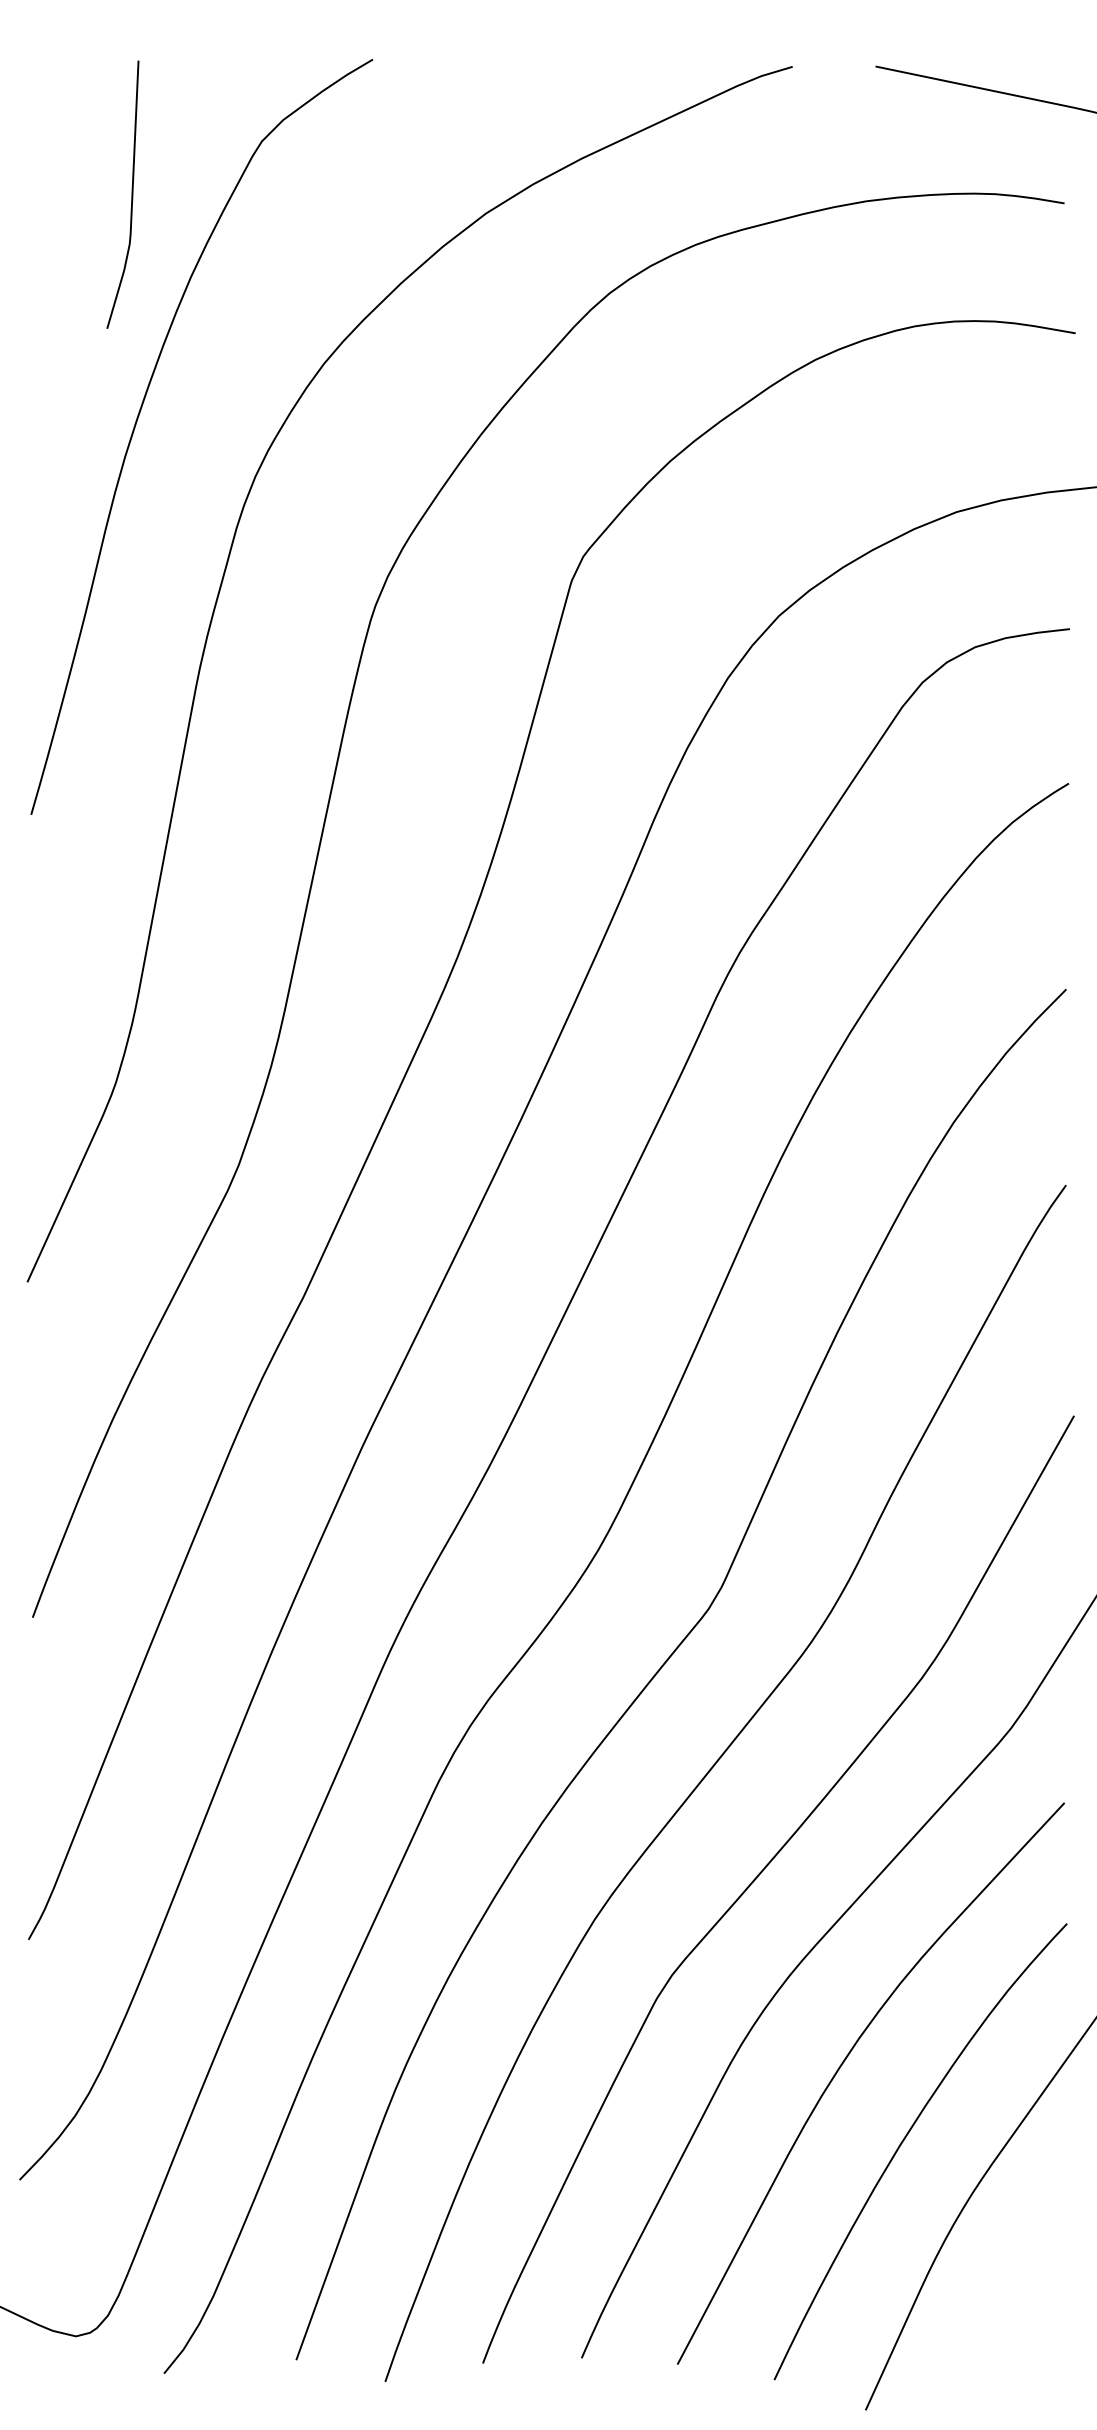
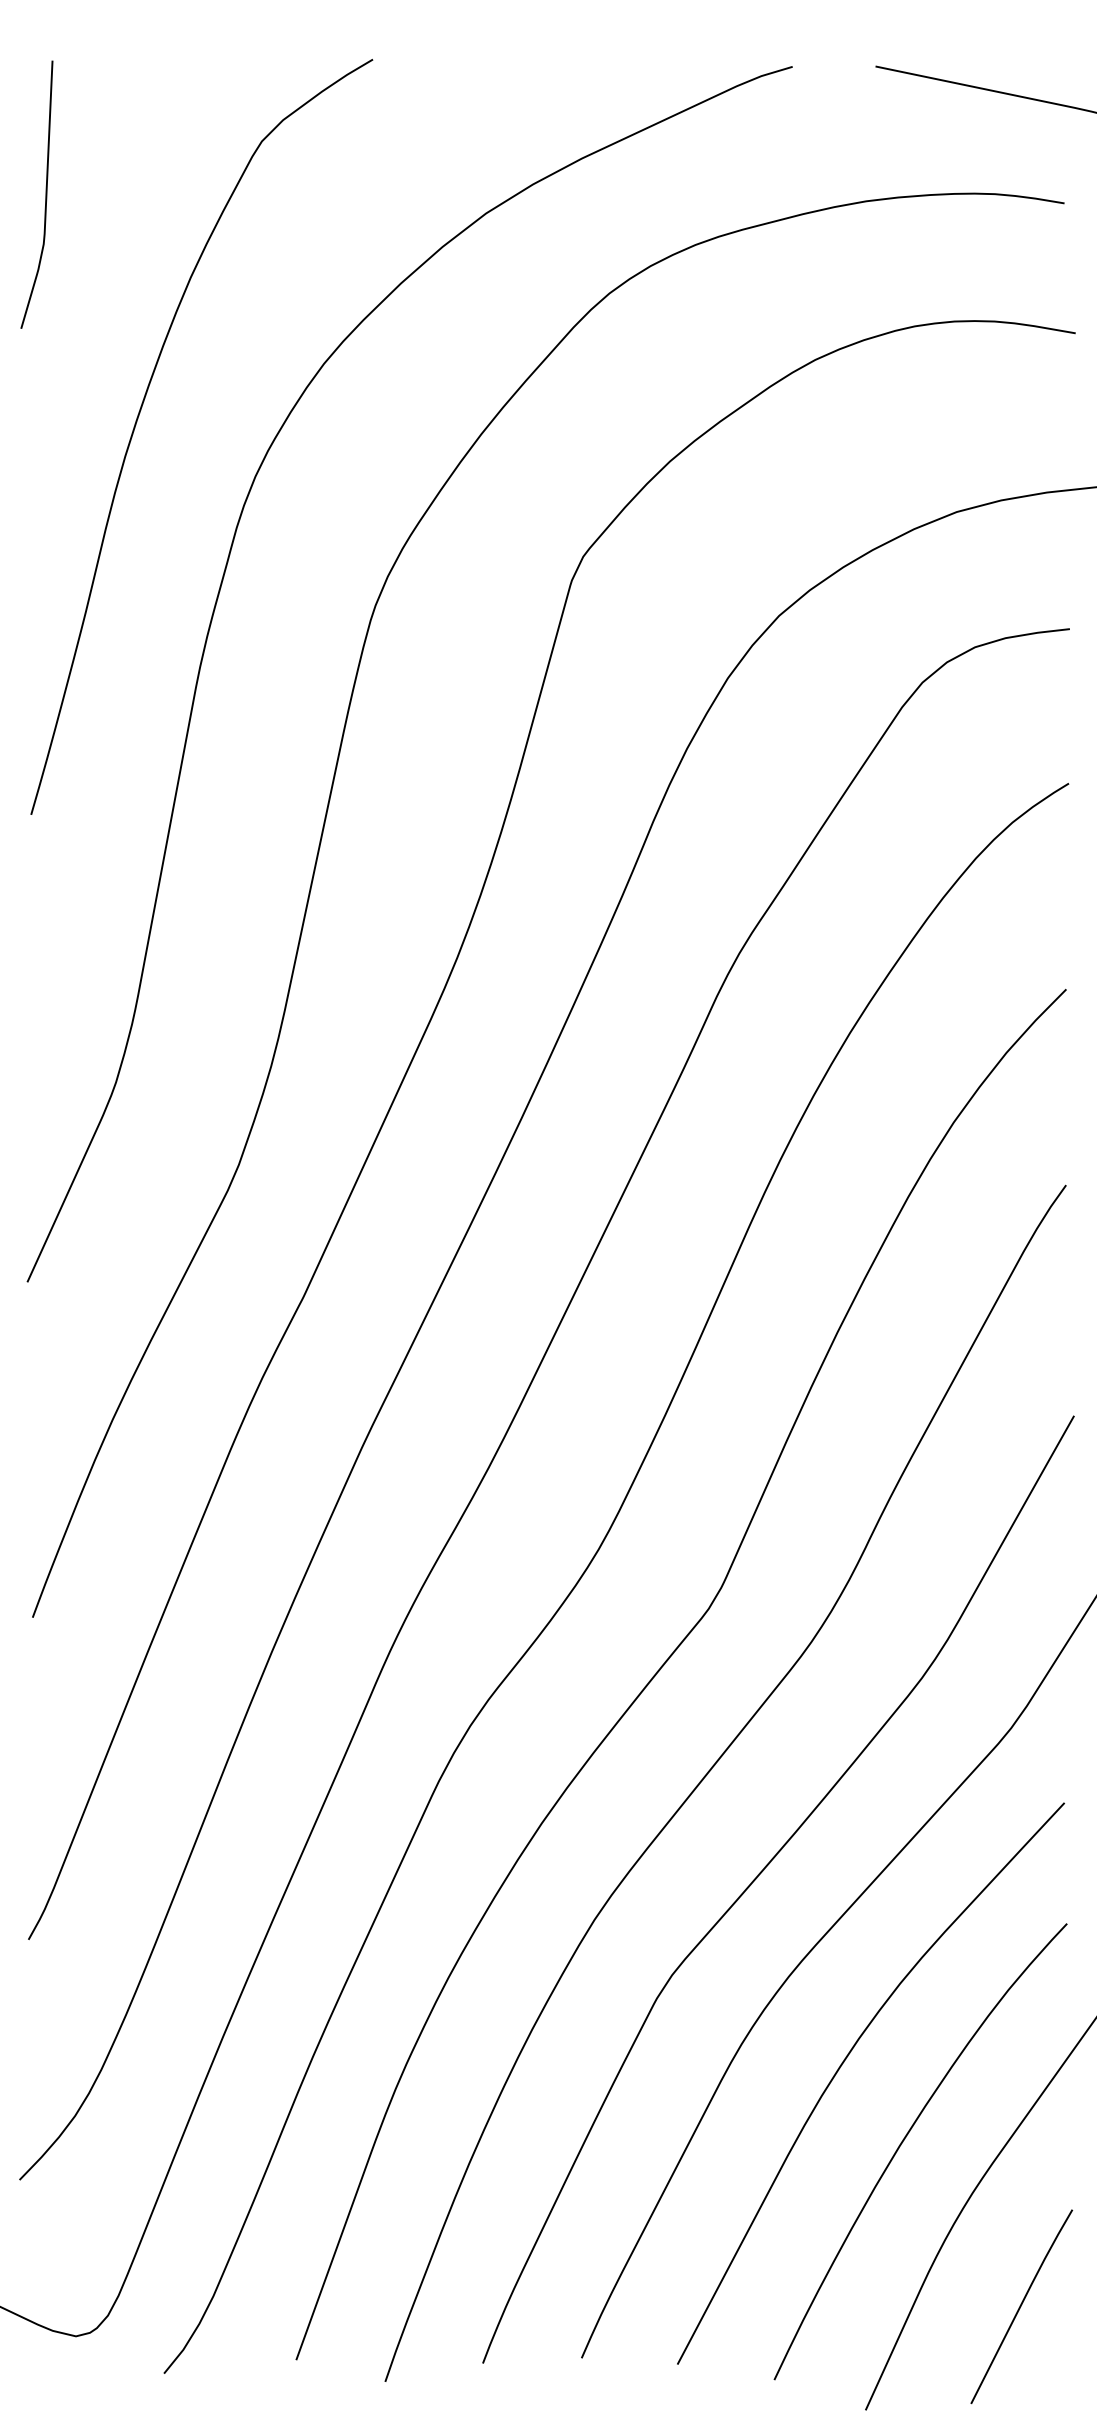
curve position: (131, 194) -> (45, 194) (45, 194)
line: none -> present (1021, 2306)
